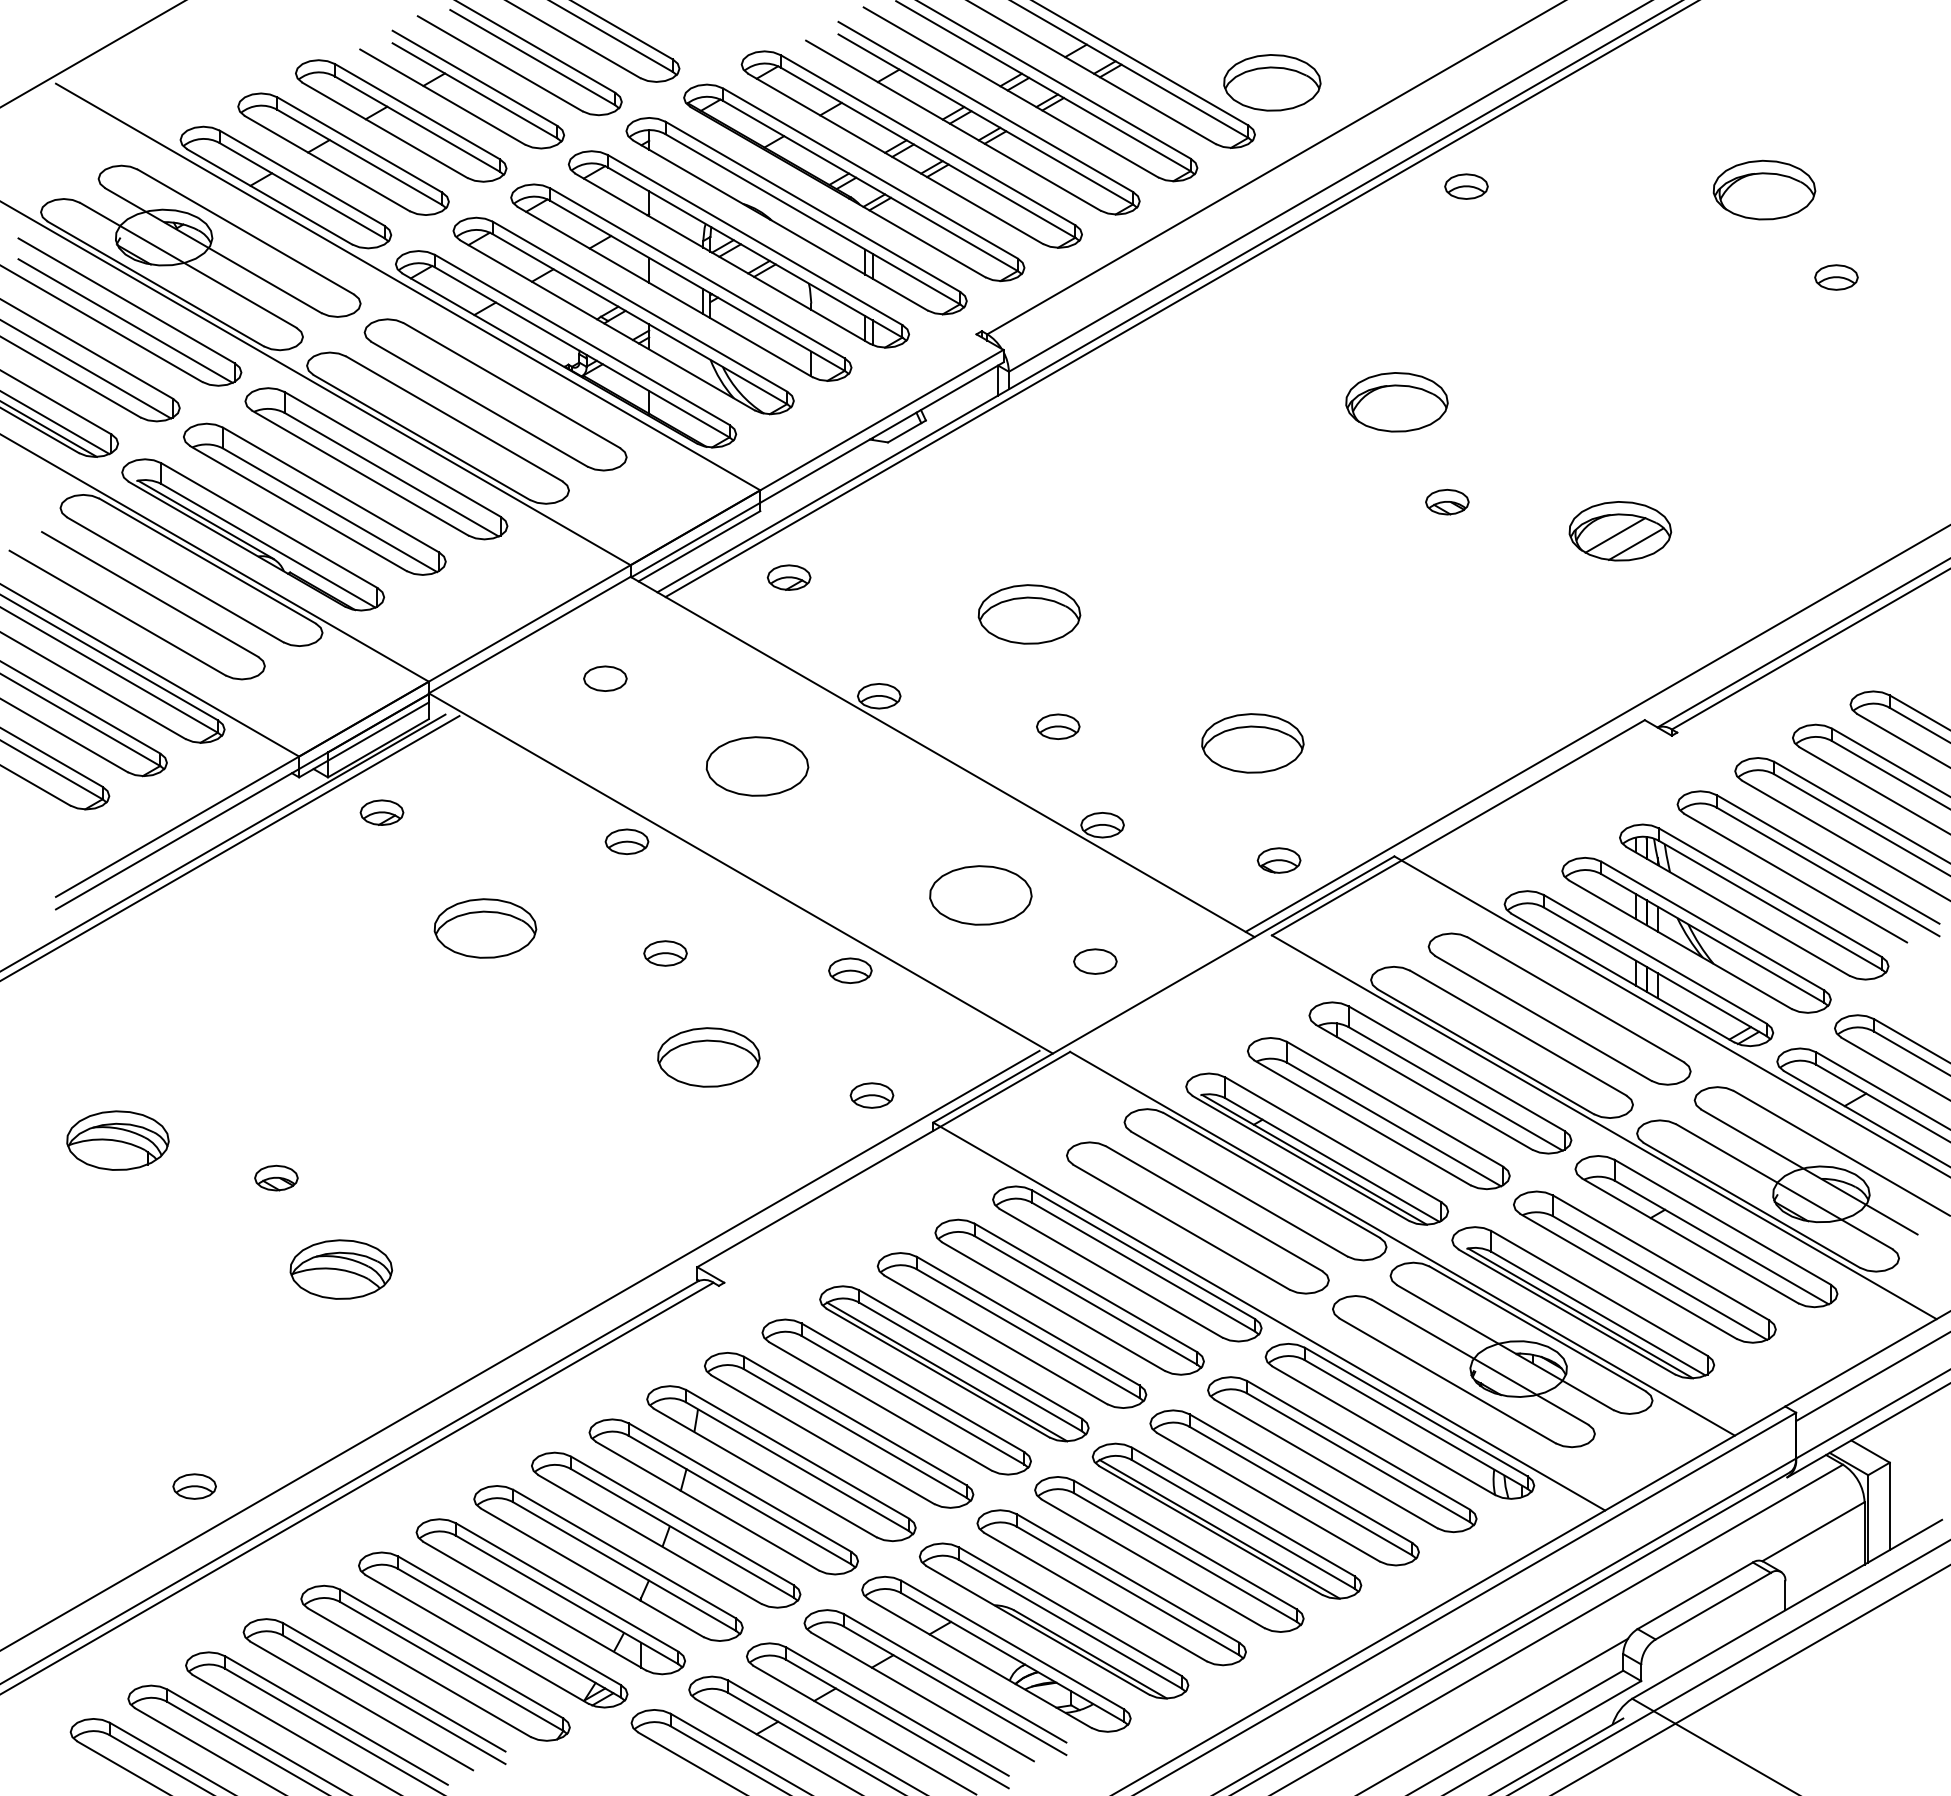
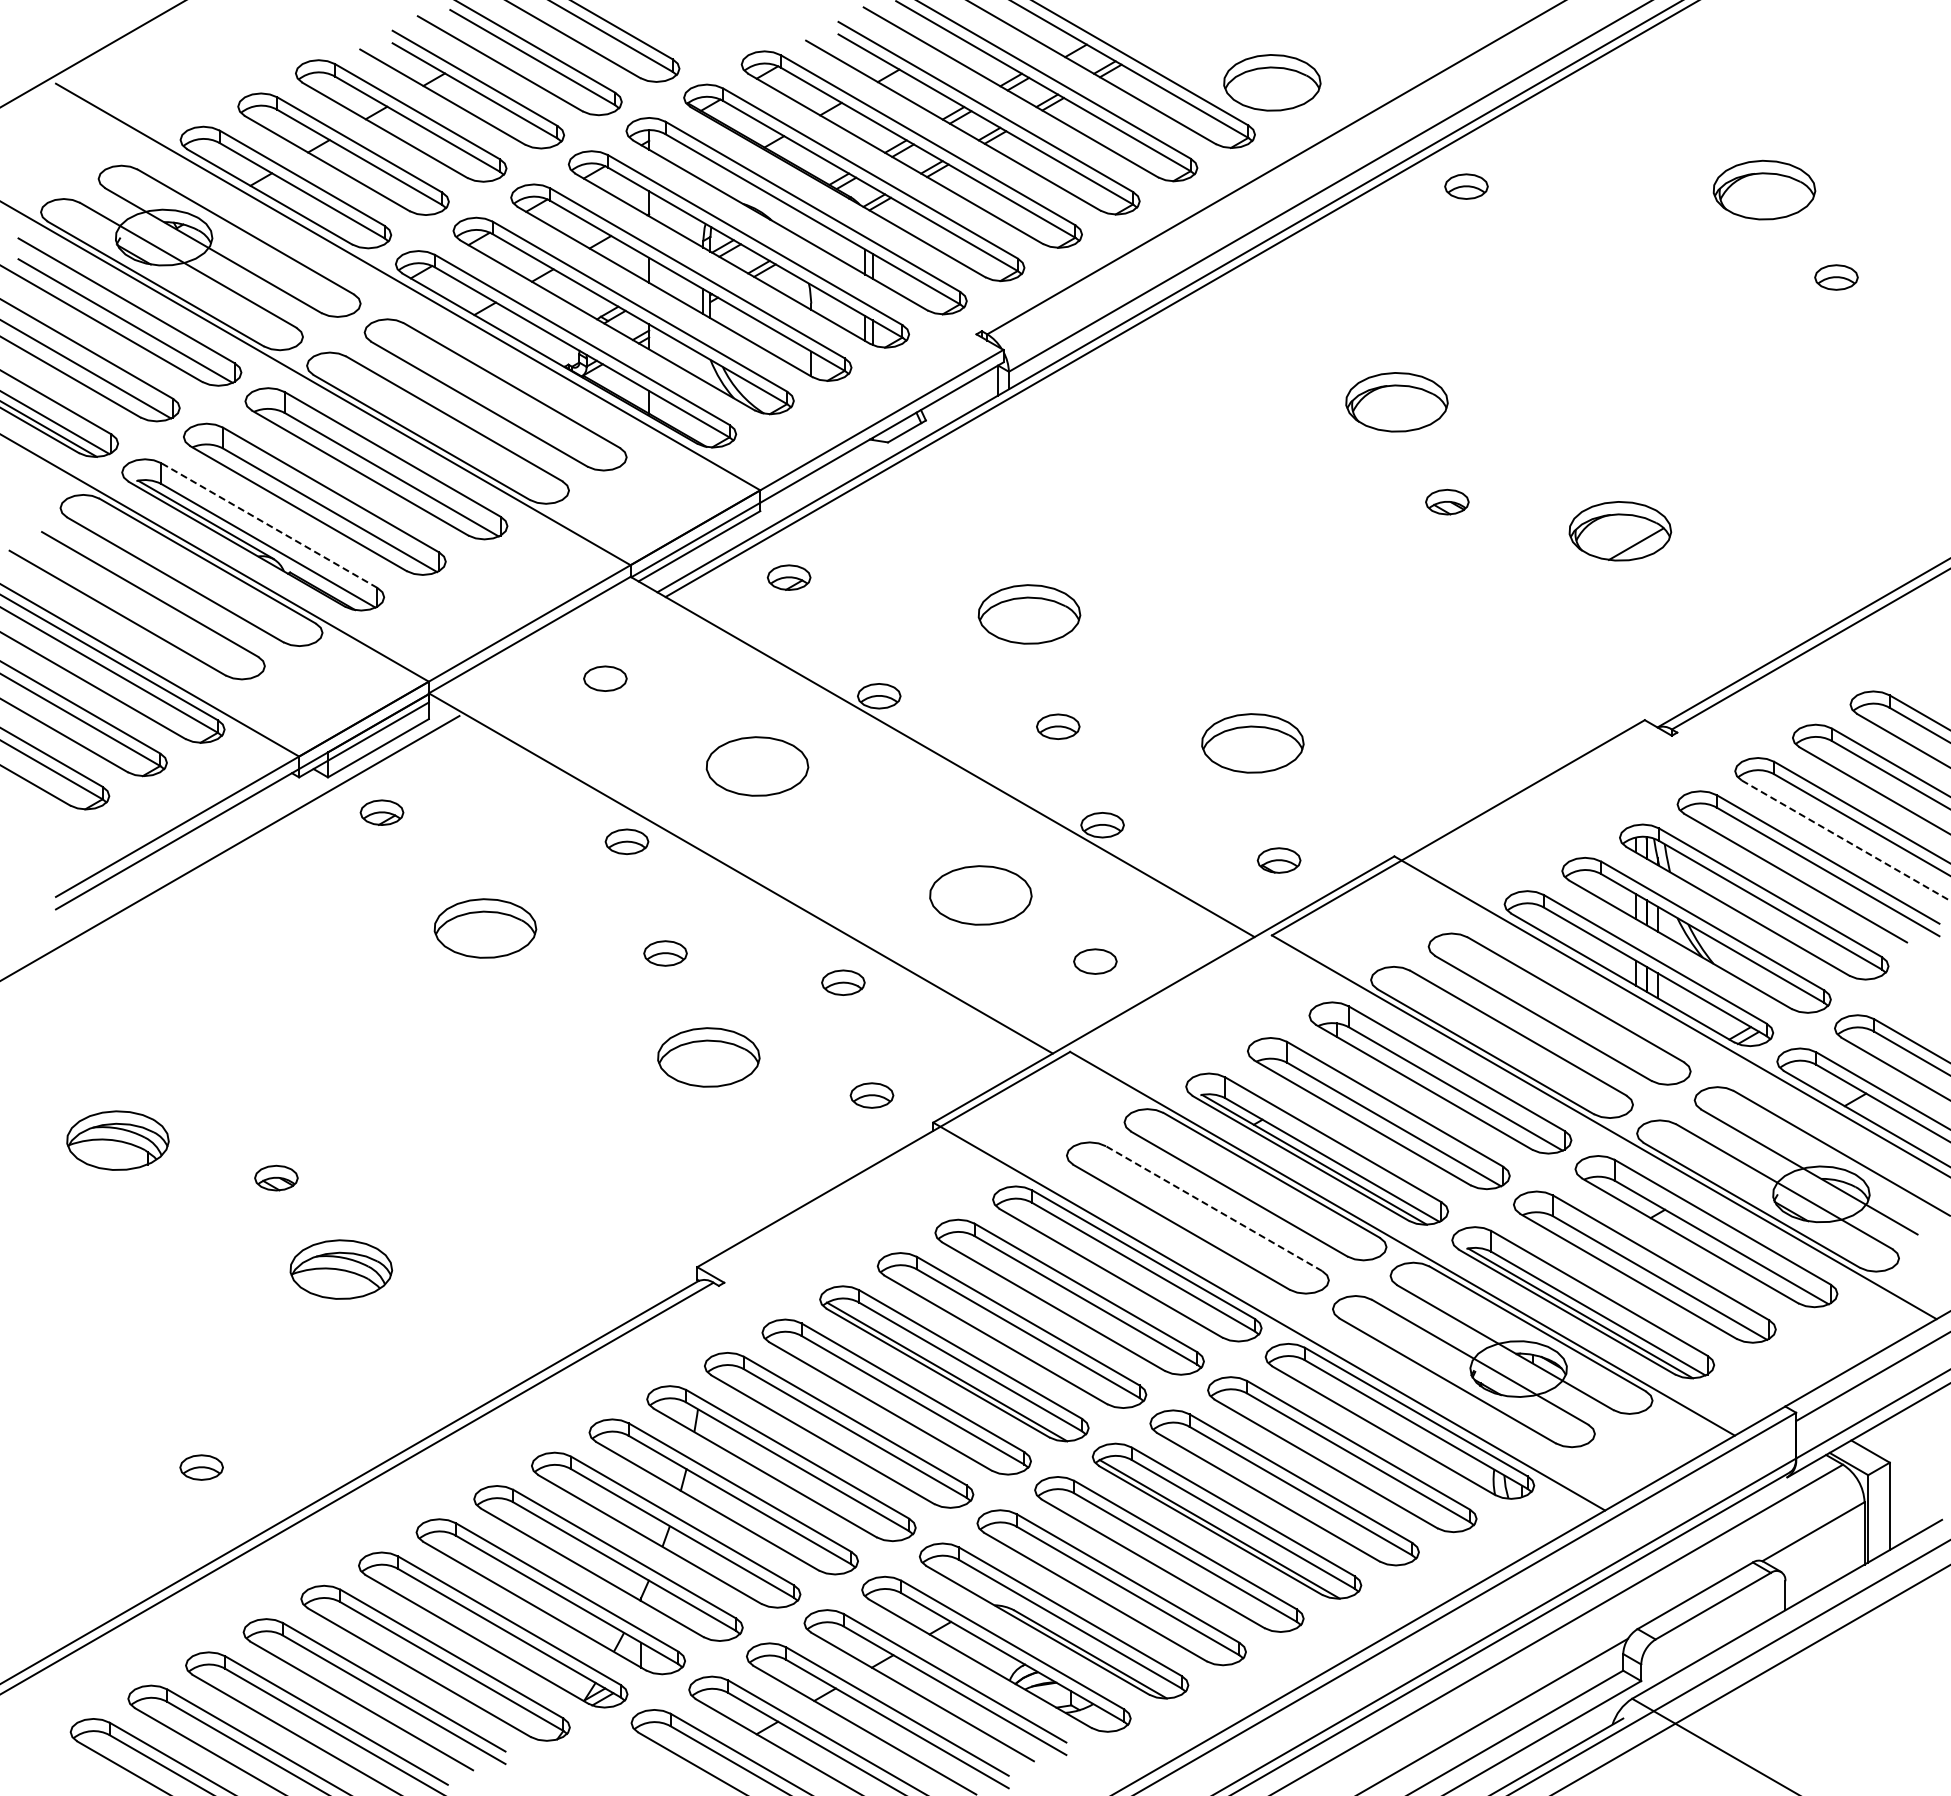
line: solid -> dashed (269, 525)
line: present -> none (1615, 535)
line: present -> none (1596, 728)
line: solid -> dashed (1846, 840)
line: present -> none (223, 842)
part position: (850, 970) -> (843, 982) (843, 982)
line: solid -> dashed (1214, 1208)
line: present -> none (520, 1349)
part position: (194, 1486) -> (201, 1467) (201, 1467)
